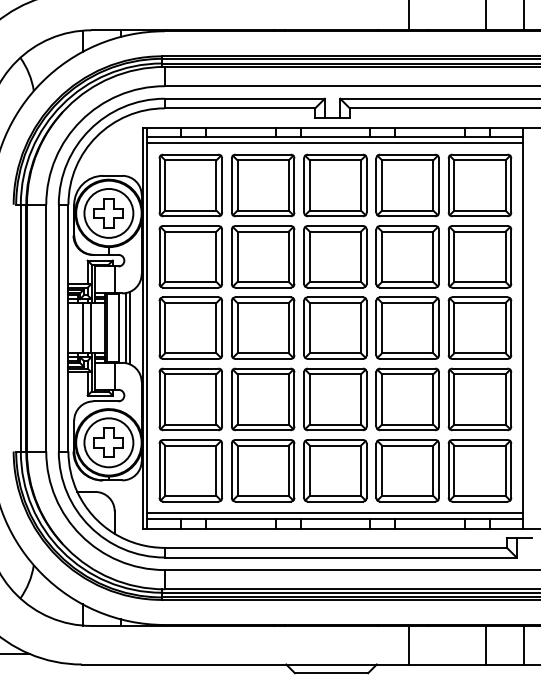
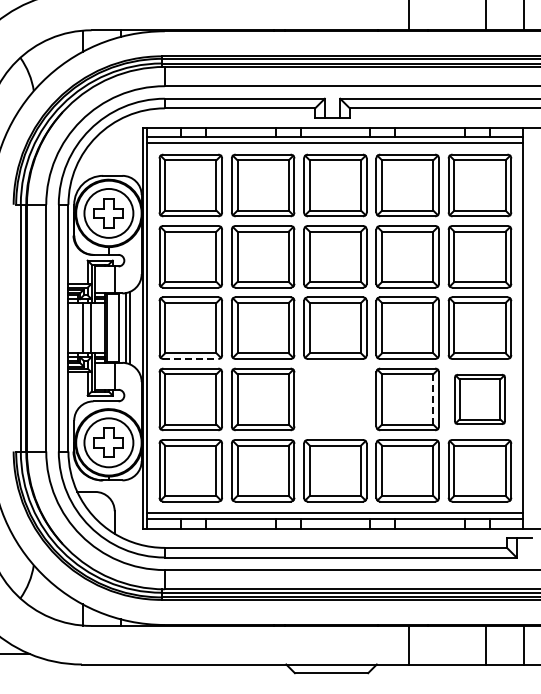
line: solid -> dashed (191, 358)
line: solid -> dashed (433, 398)
part: present -> none (335, 399)
part size: 66x65 px -> 52x52 px (479, 398)
